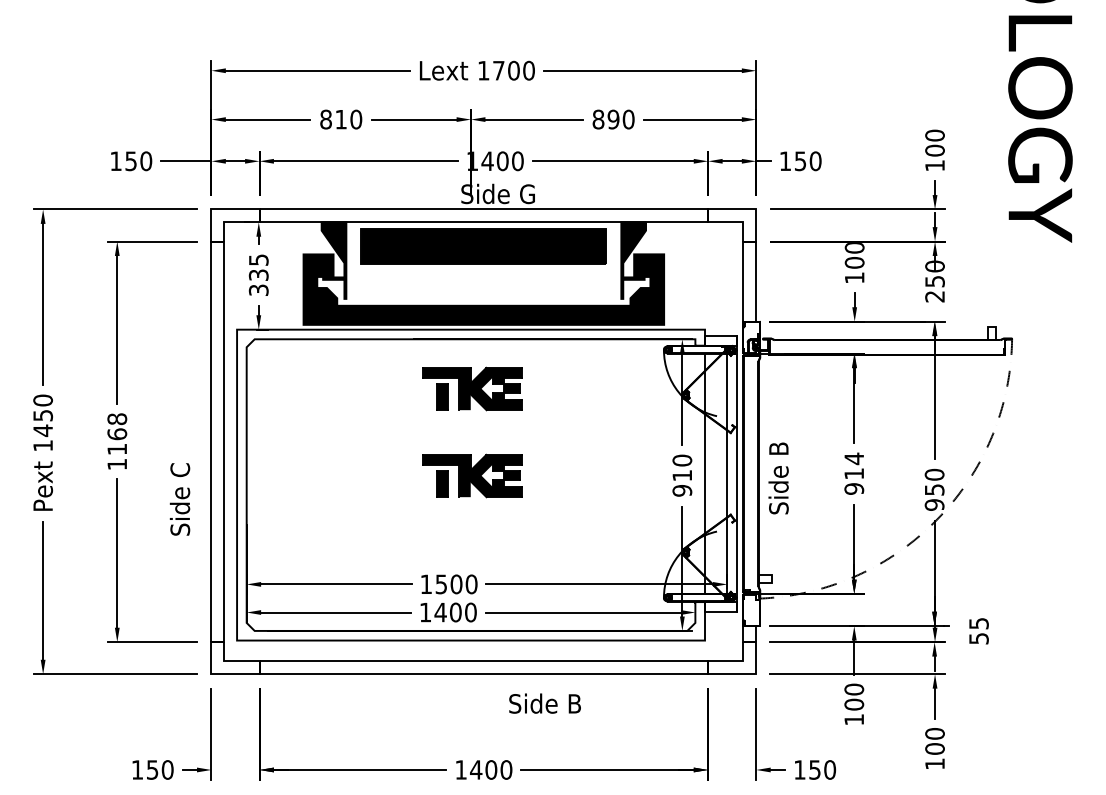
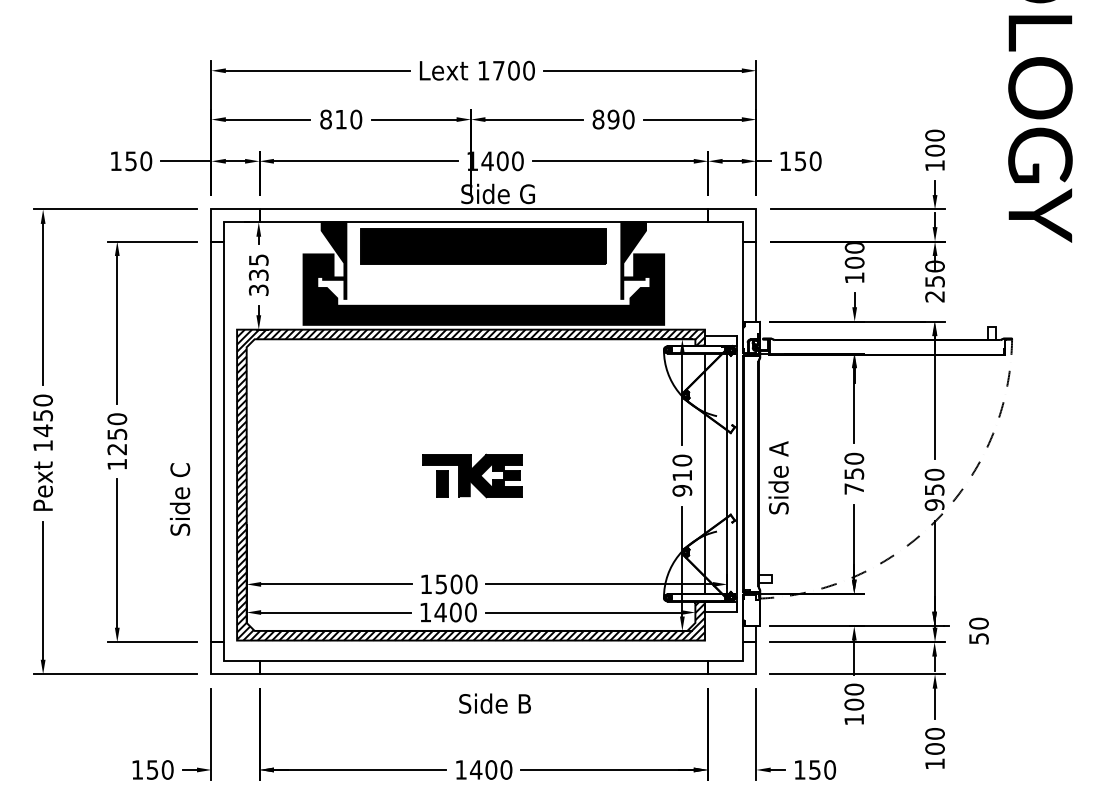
part: present -> none (472, 388)
text: 1168 -> 1250 (117, 434)
text: Side B -> Side A (778, 448)
text: 914 -> 750 (854, 473)
hatch: none -> present (470, 484)
text: 55 -> 50 (978, 623)
text position: (544, 703) -> (494, 703) (494, 703)
